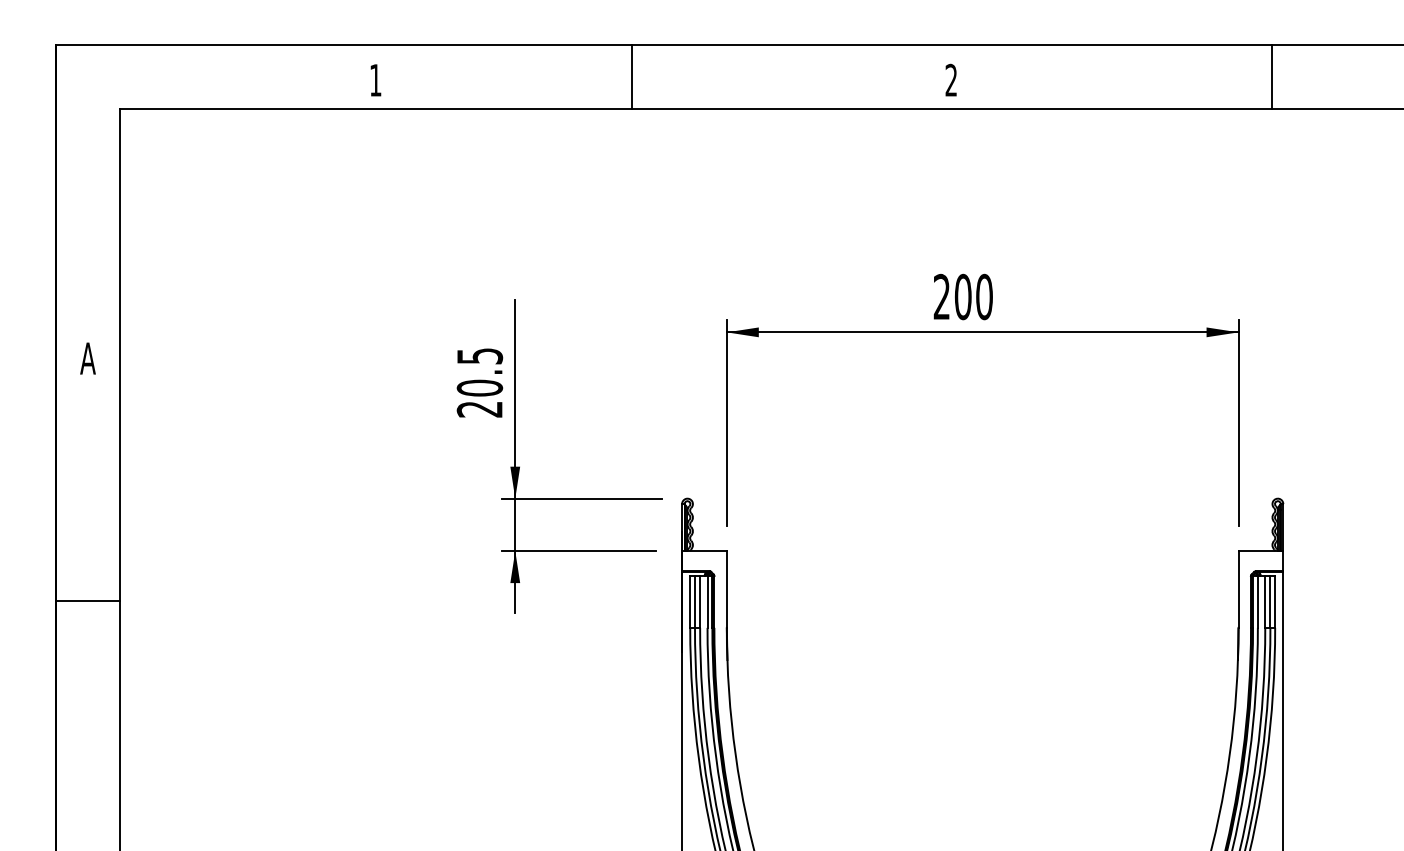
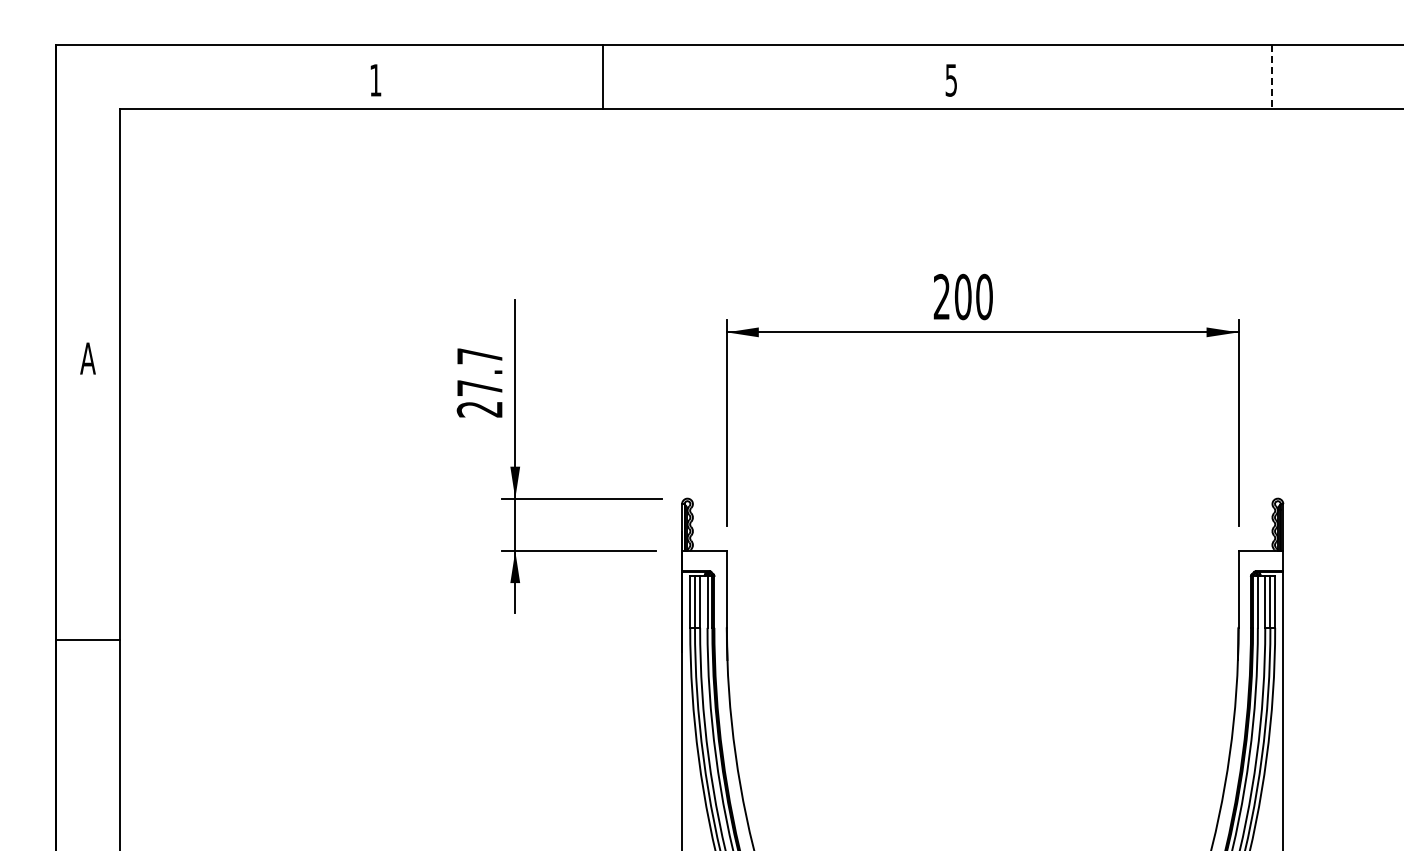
line position: (631, 76) -> (602, 76) (602, 76)
line: solid -> dashed (1271, 76)
text: 2 -> 5 (950, 79)
text: 20.5 -> 27.7 (479, 372)
line position: (88, 601) -> (88, 640) (88, 640)
